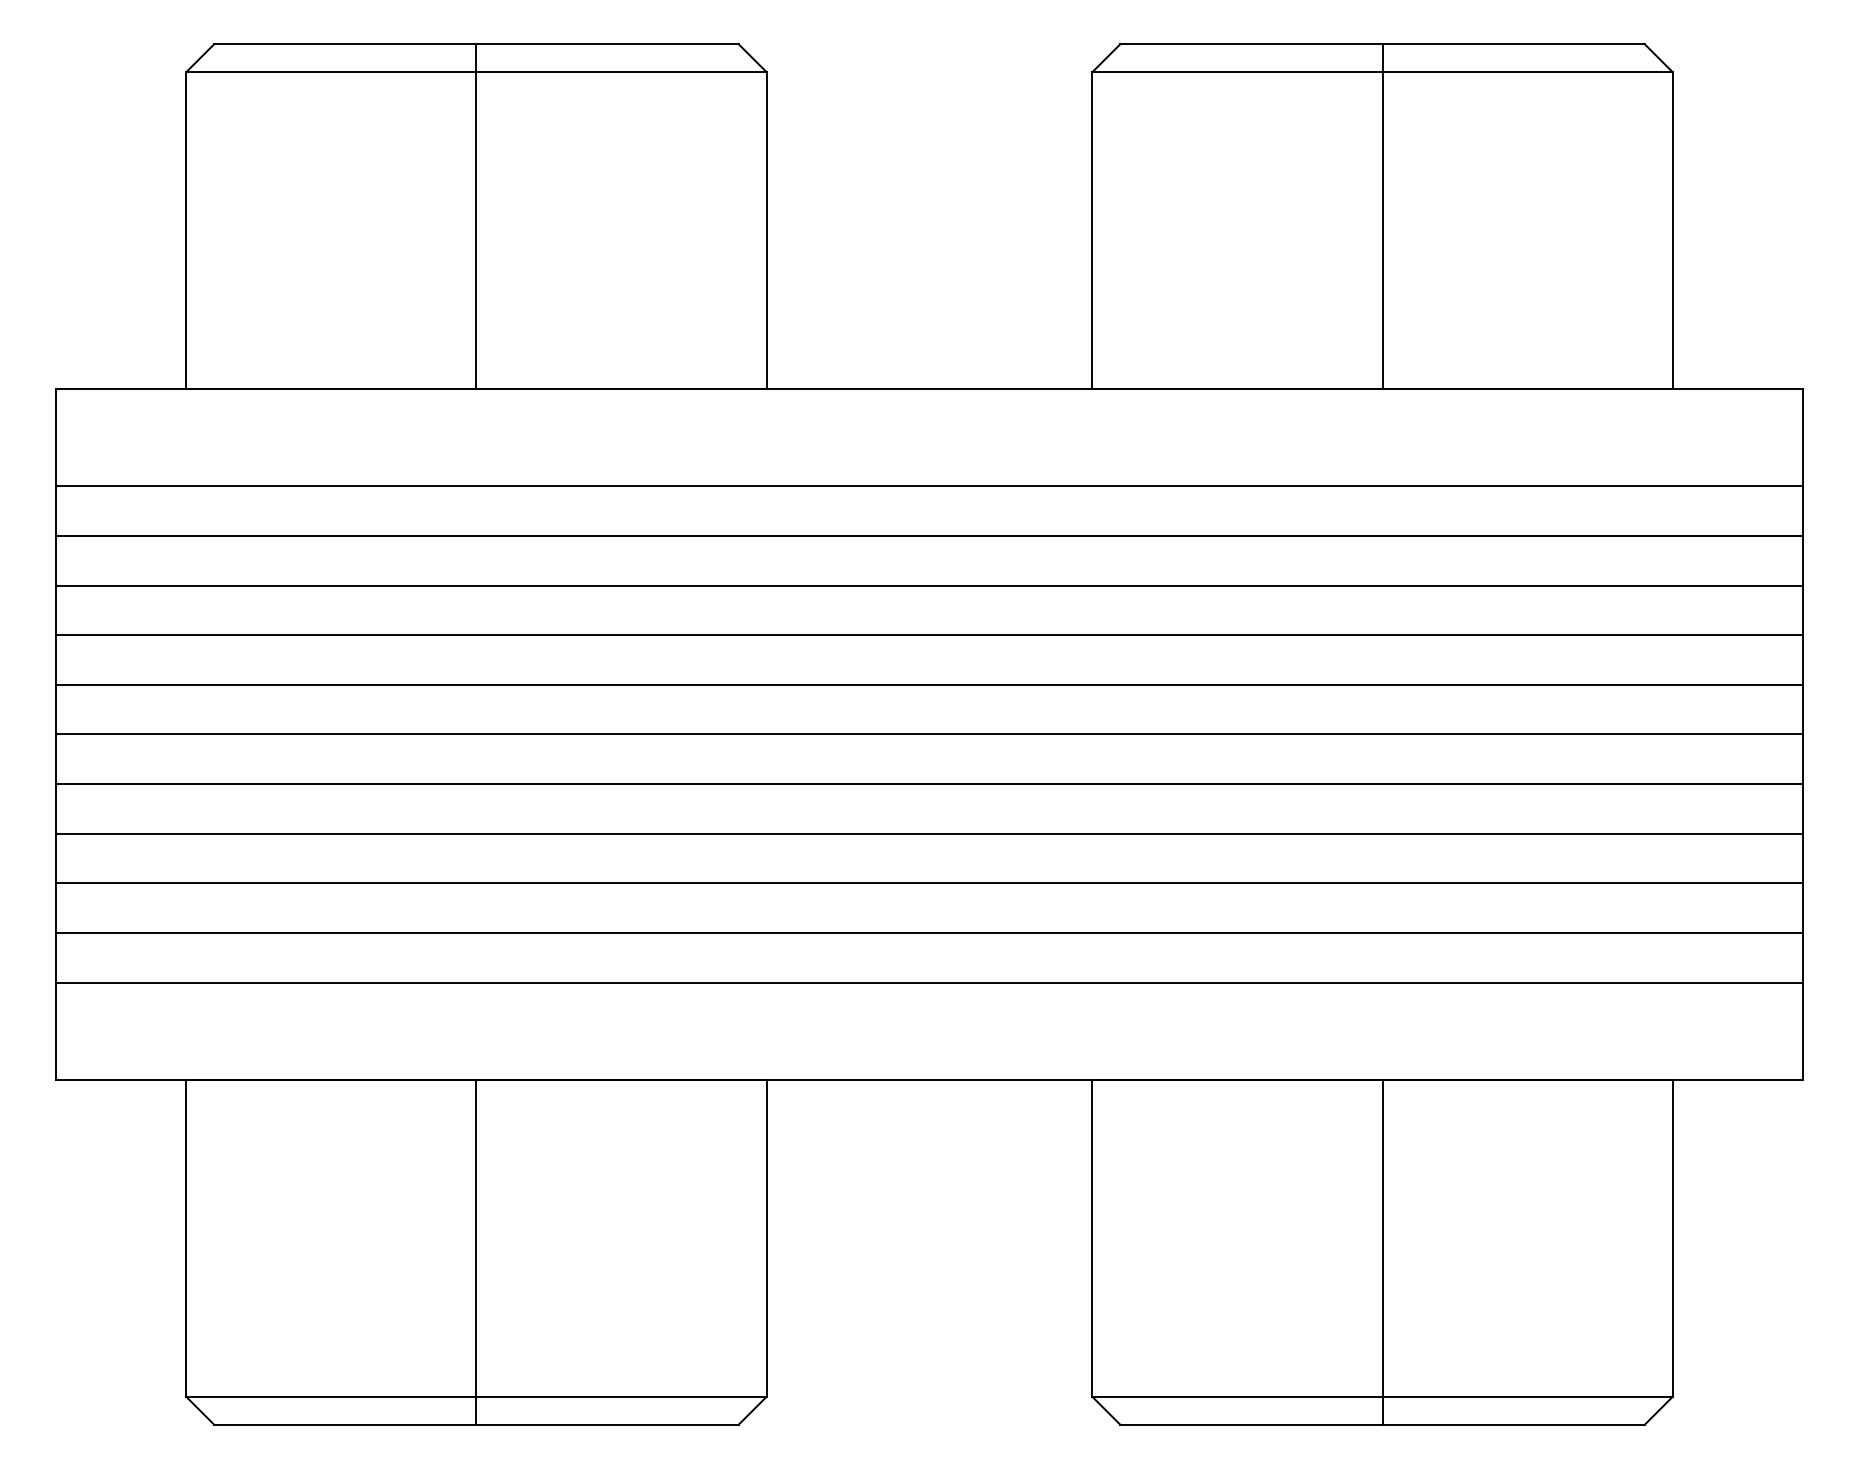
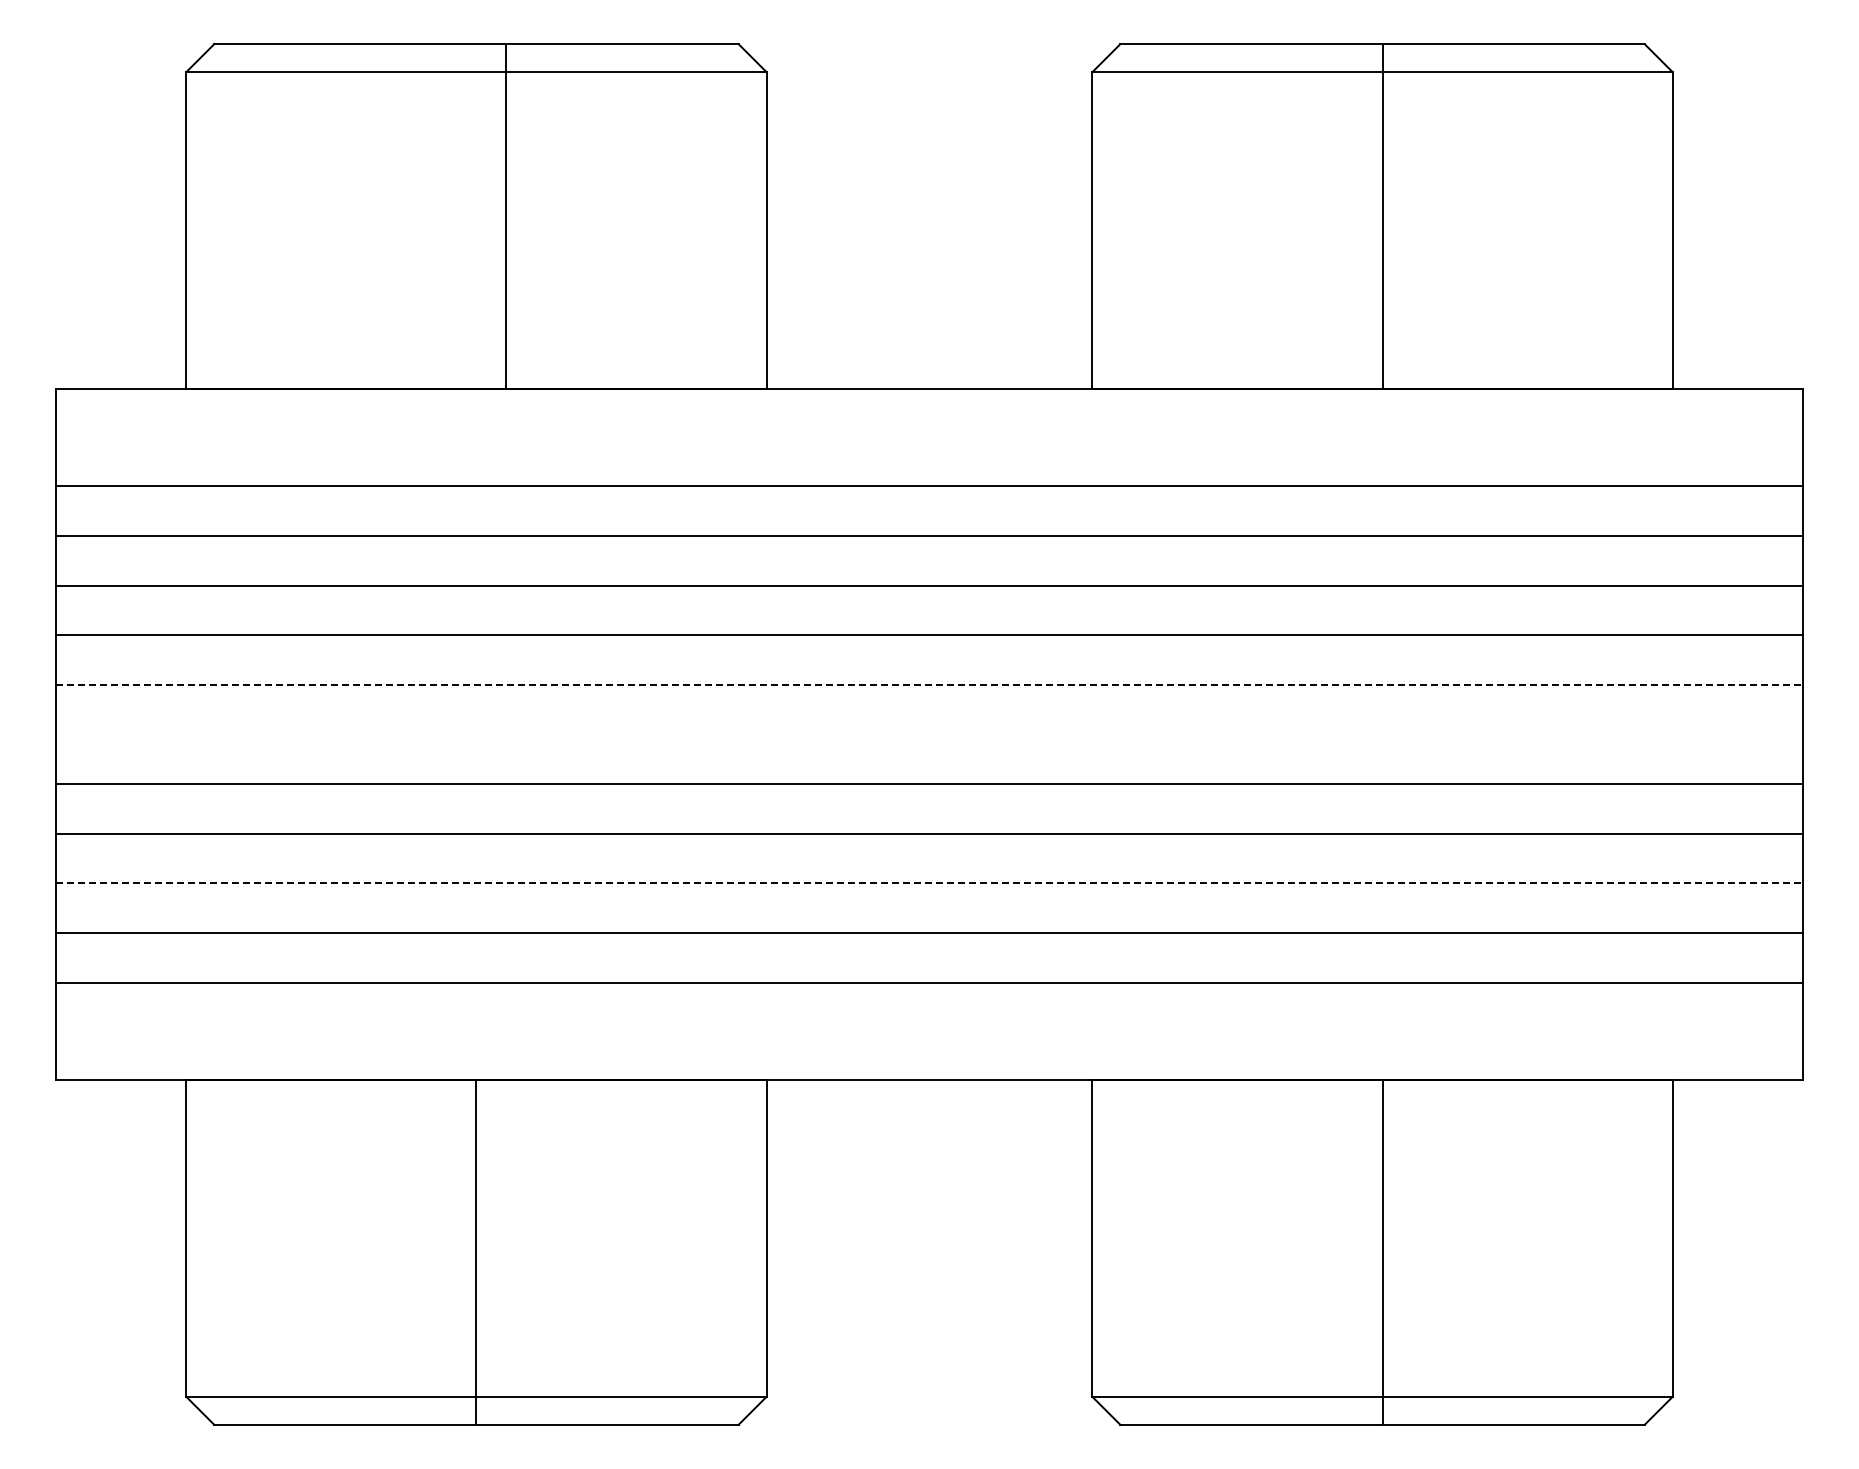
line position: (476, 216) -> (506, 216) (506, 216)
line: solid -> dashed (929, 684)
line: present -> none (929, 734)
line: solid -> dashed (929, 883)
